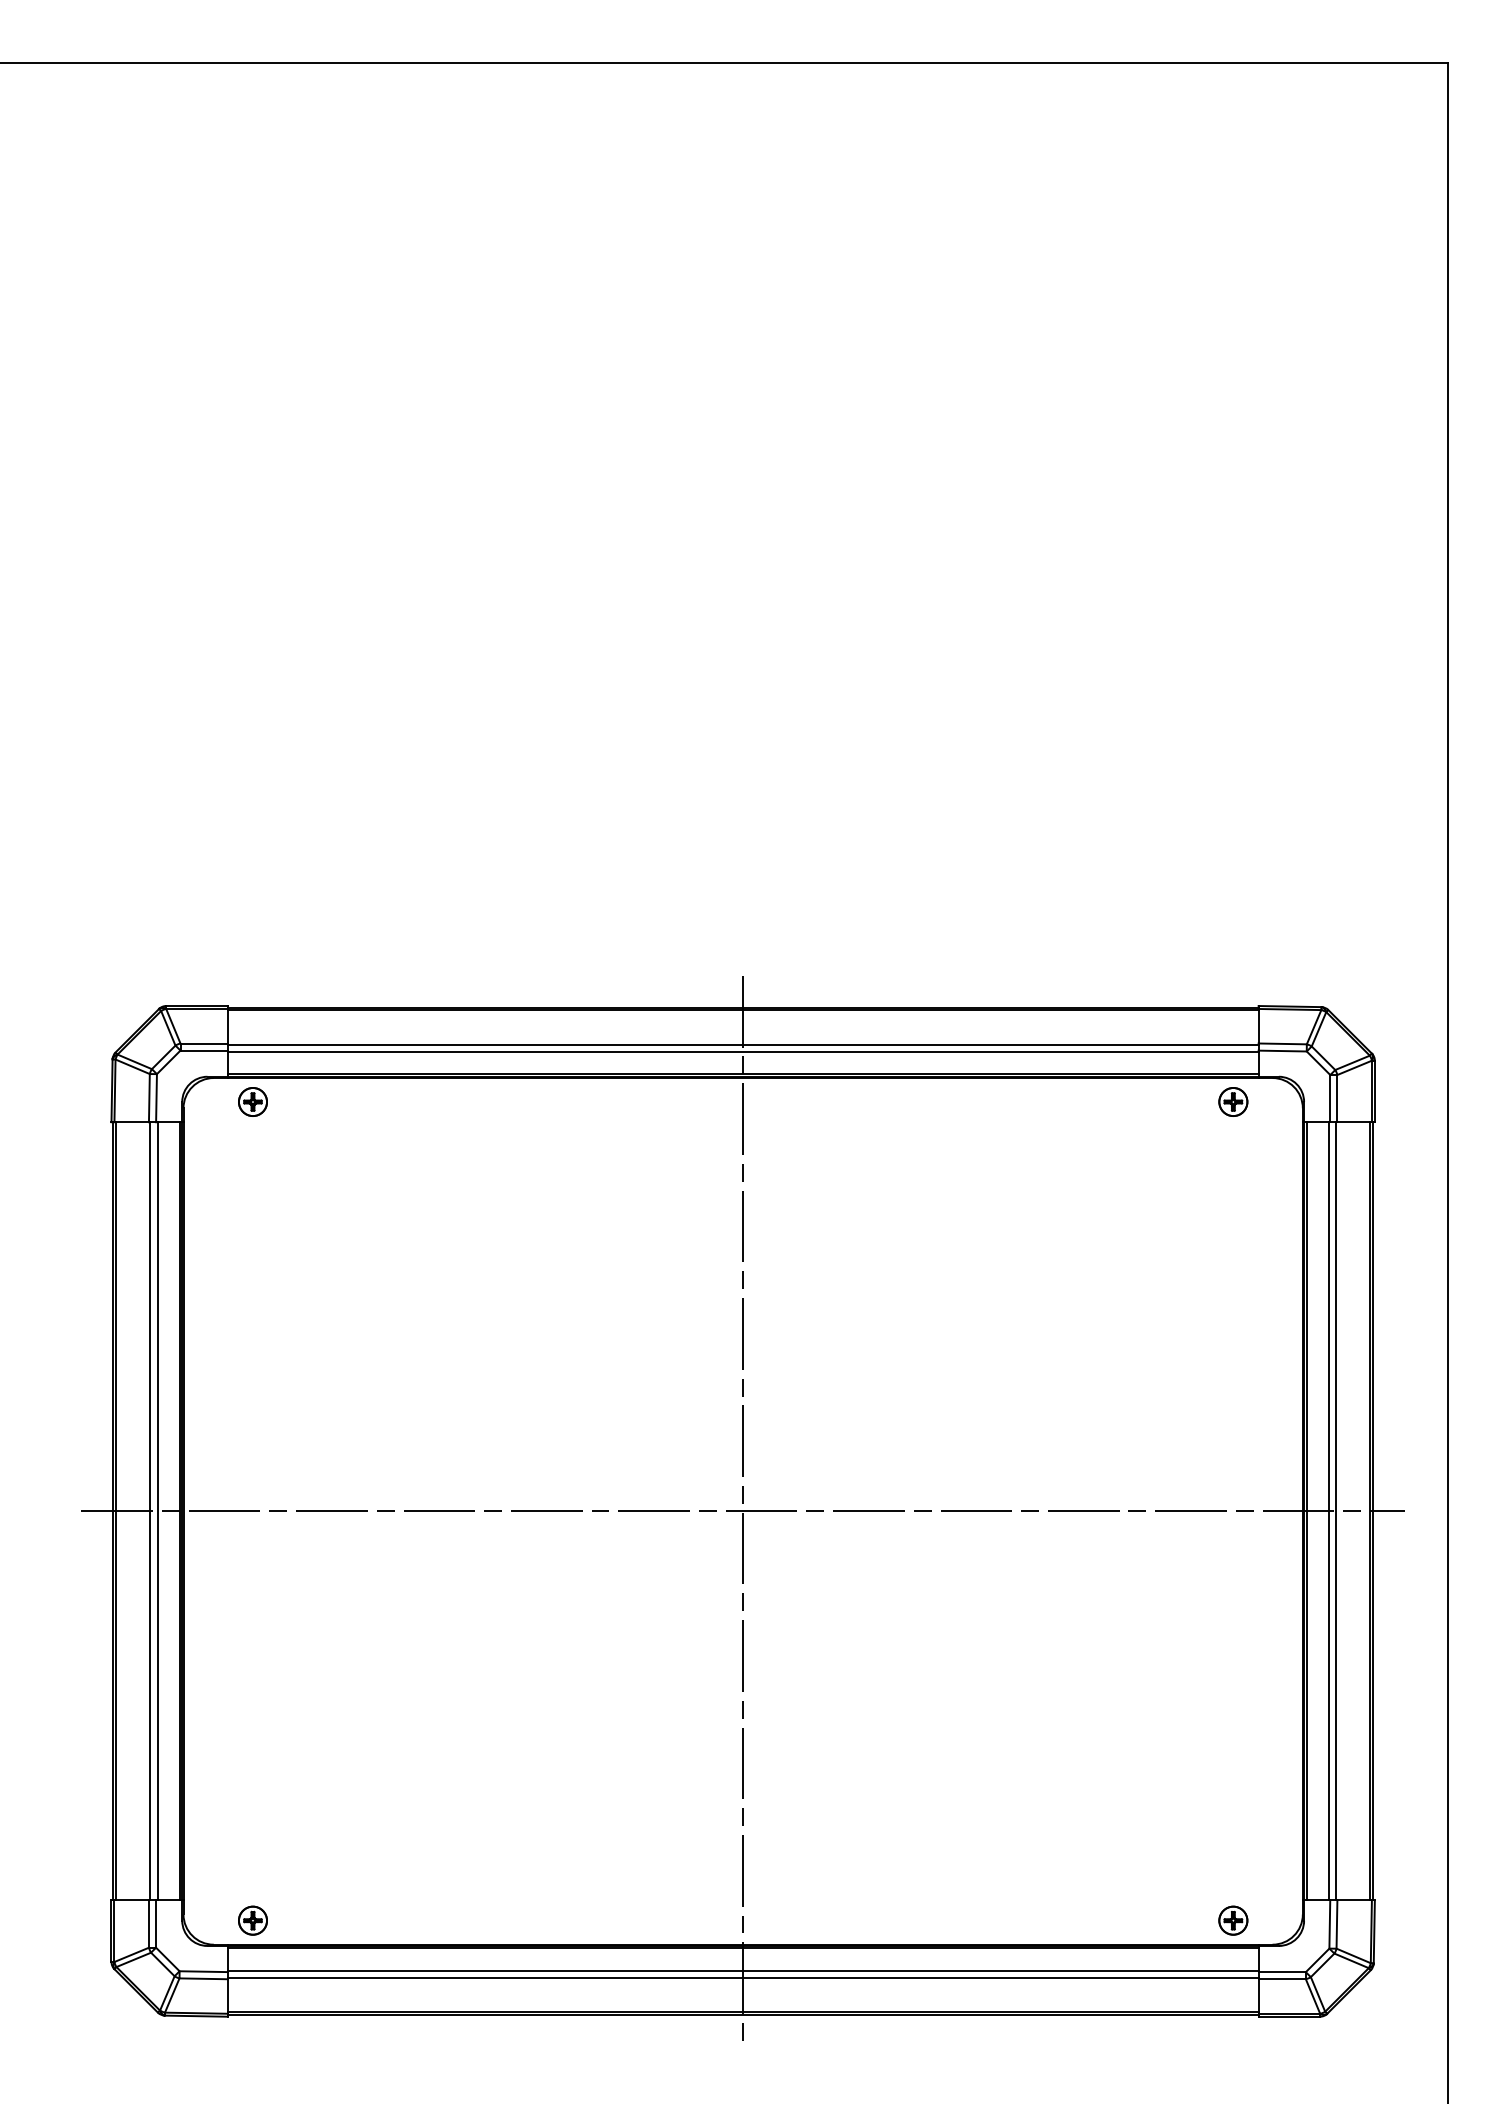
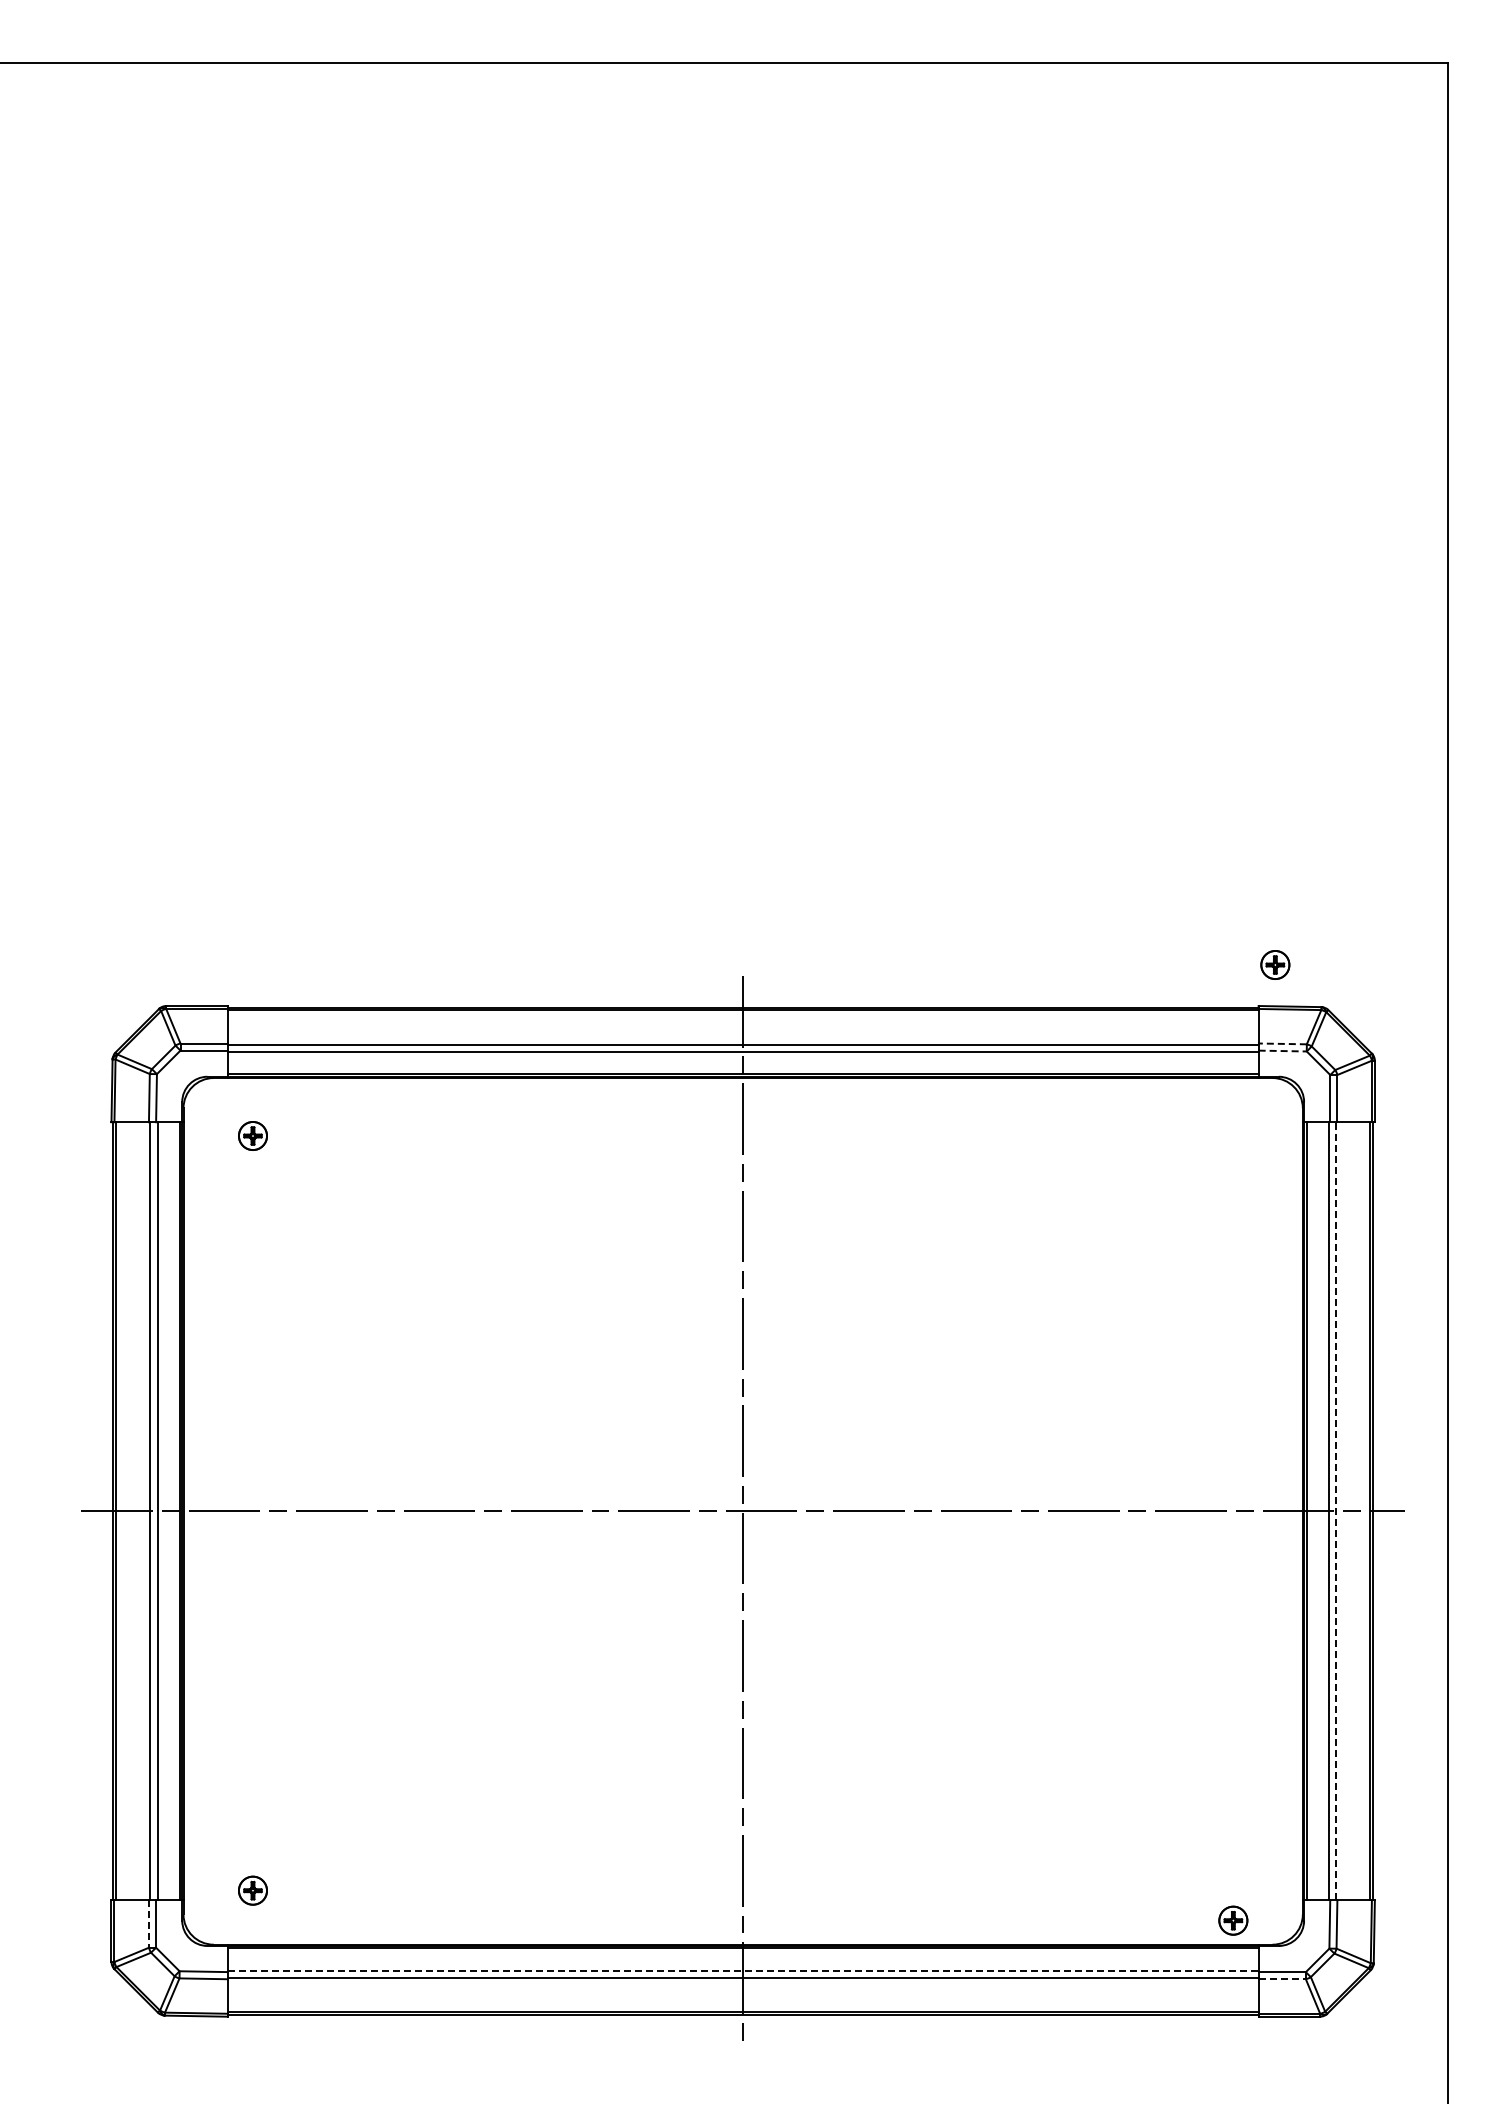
line: solid -> dashed (1282, 1043)
line: solid -> dashed (1283, 1051)
part position: (252, 1101) -> (252, 1135) (252, 1135)
part position: (1233, 1101) -> (1275, 964) (1275, 964)
line: solid -> dashed (1335, 1510)
part position: (252, 1920) -> (252, 1890) (252, 1890)
line: solid -> dashed (149, 1924)
line: solid -> dashed (743, 1970)
line: solid -> dashed (1282, 1979)
